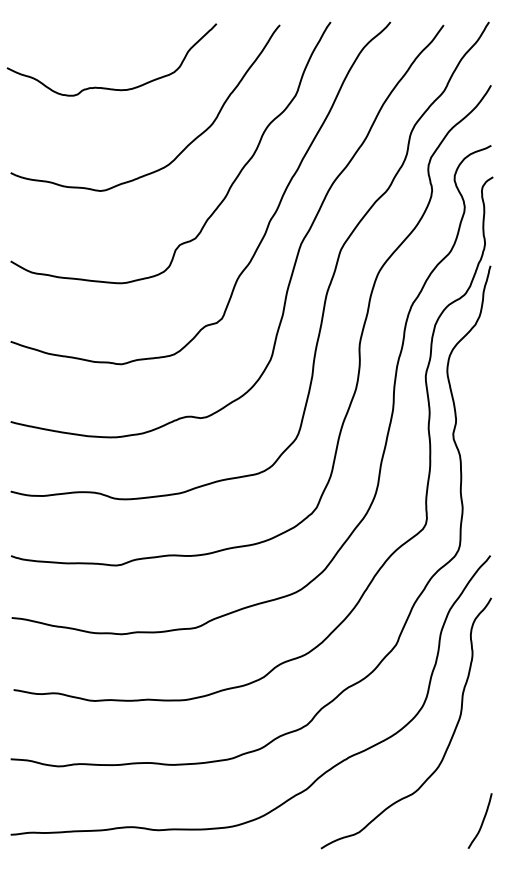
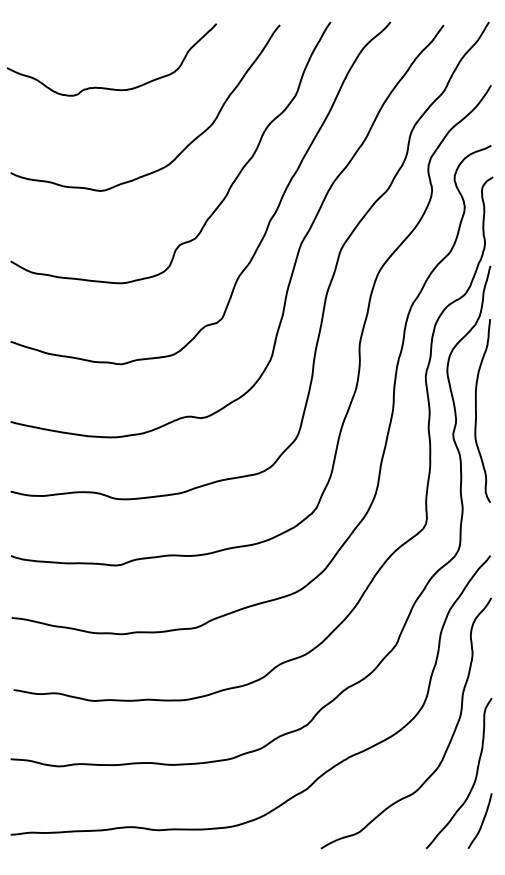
curve: none -> present (476, 410)
curve: none -> present (475, 774)
